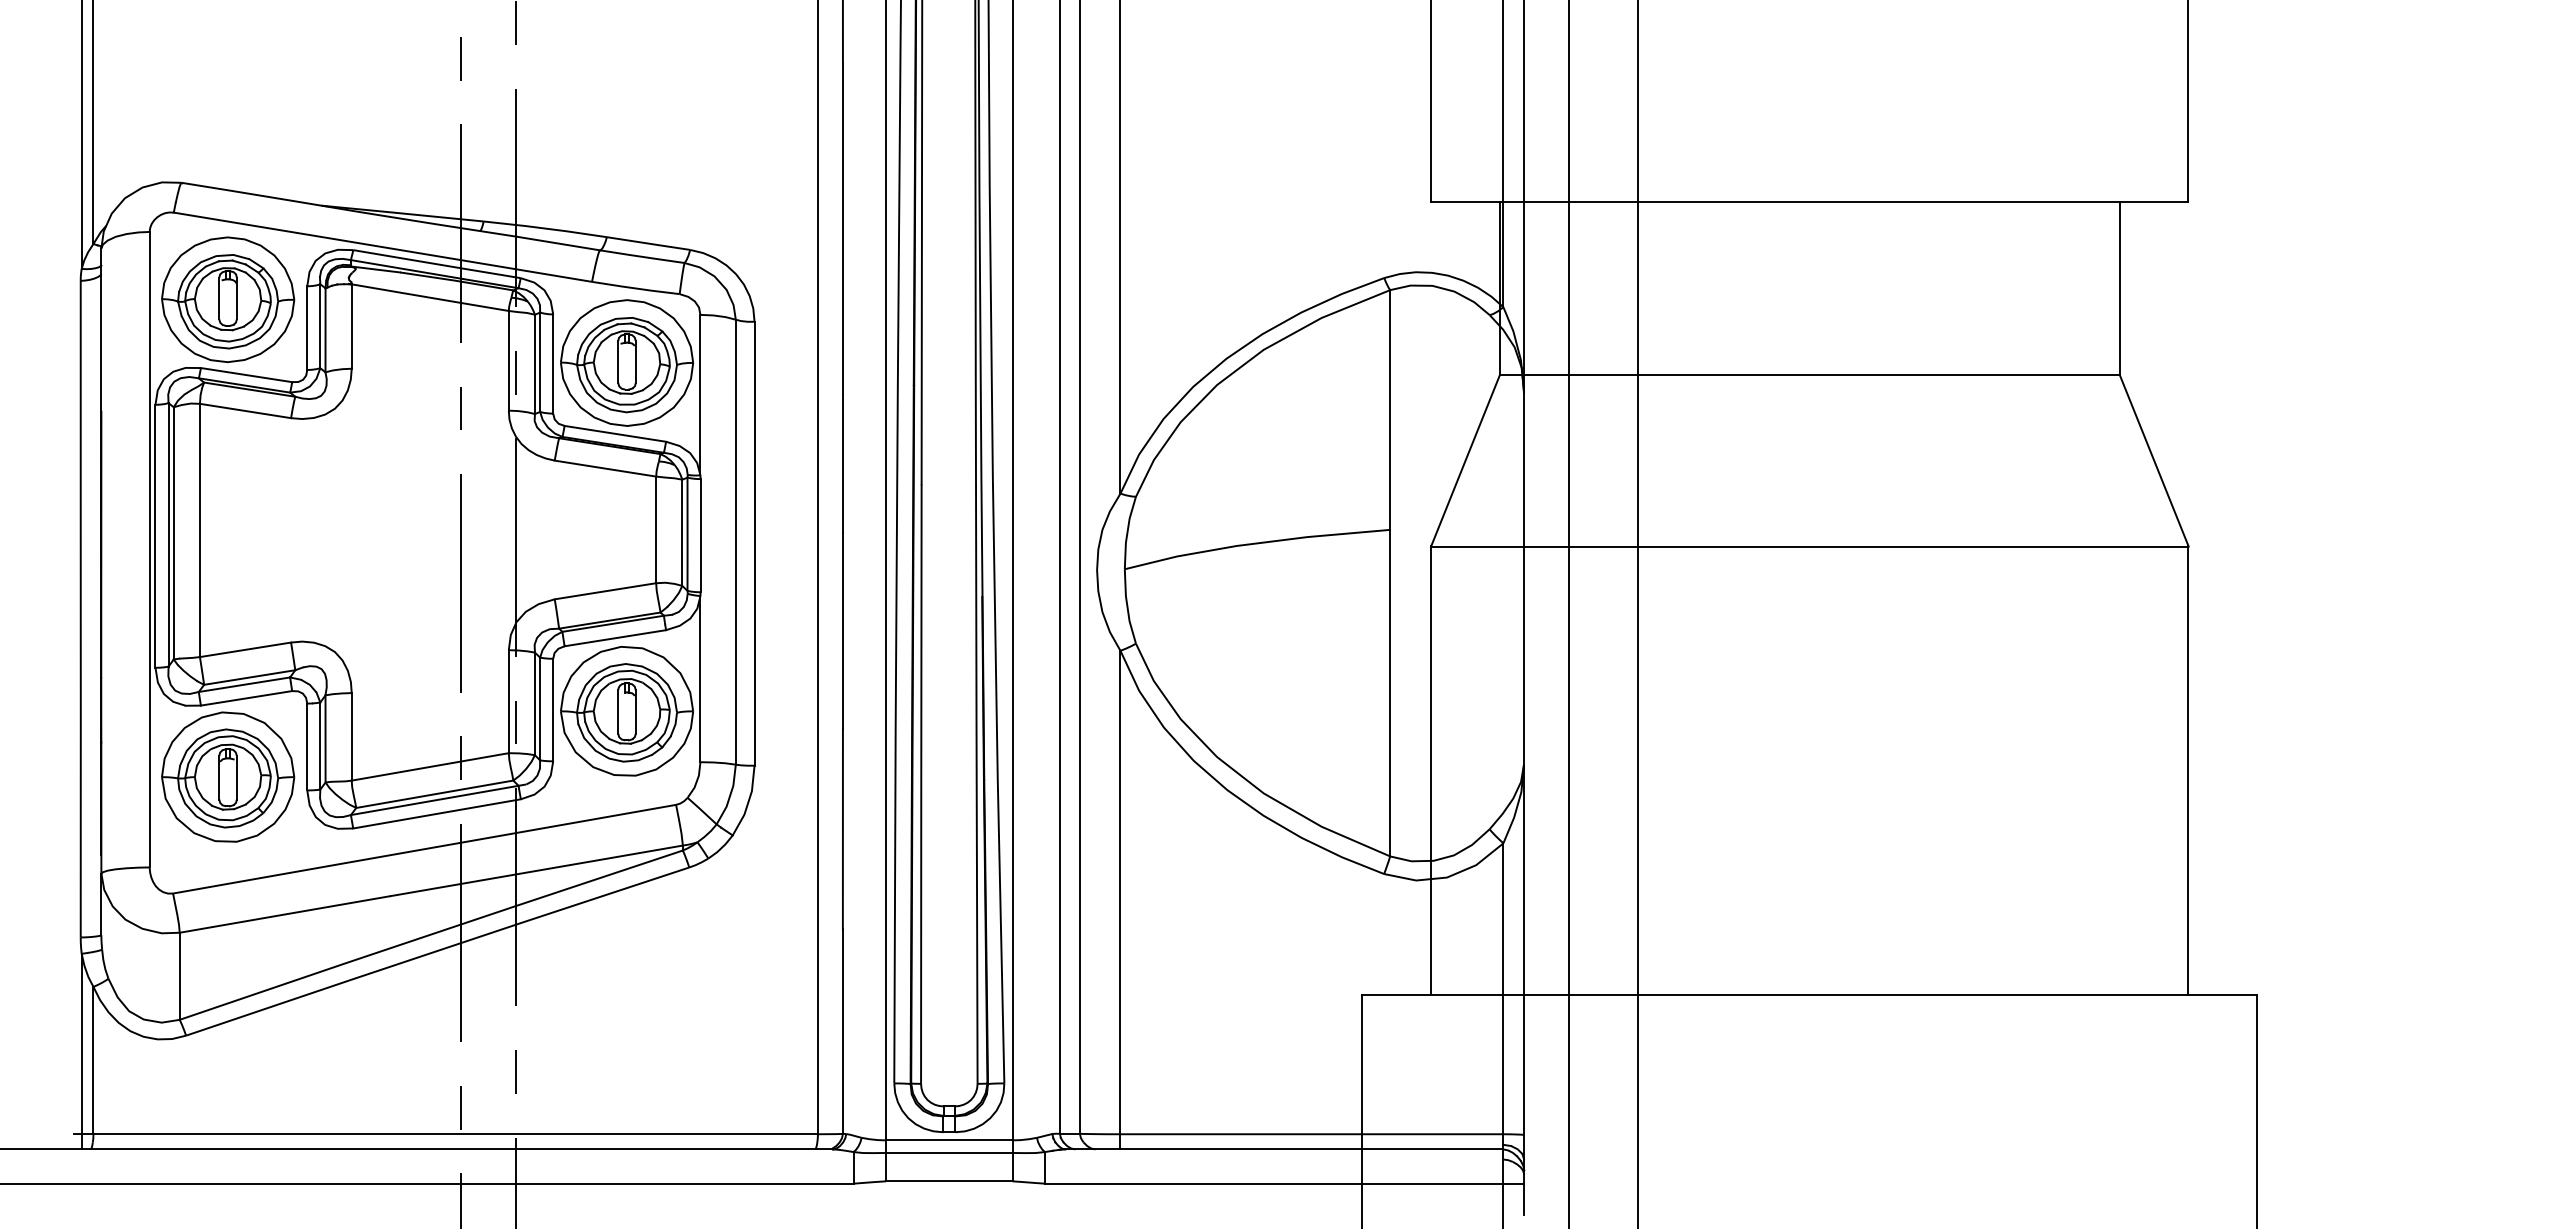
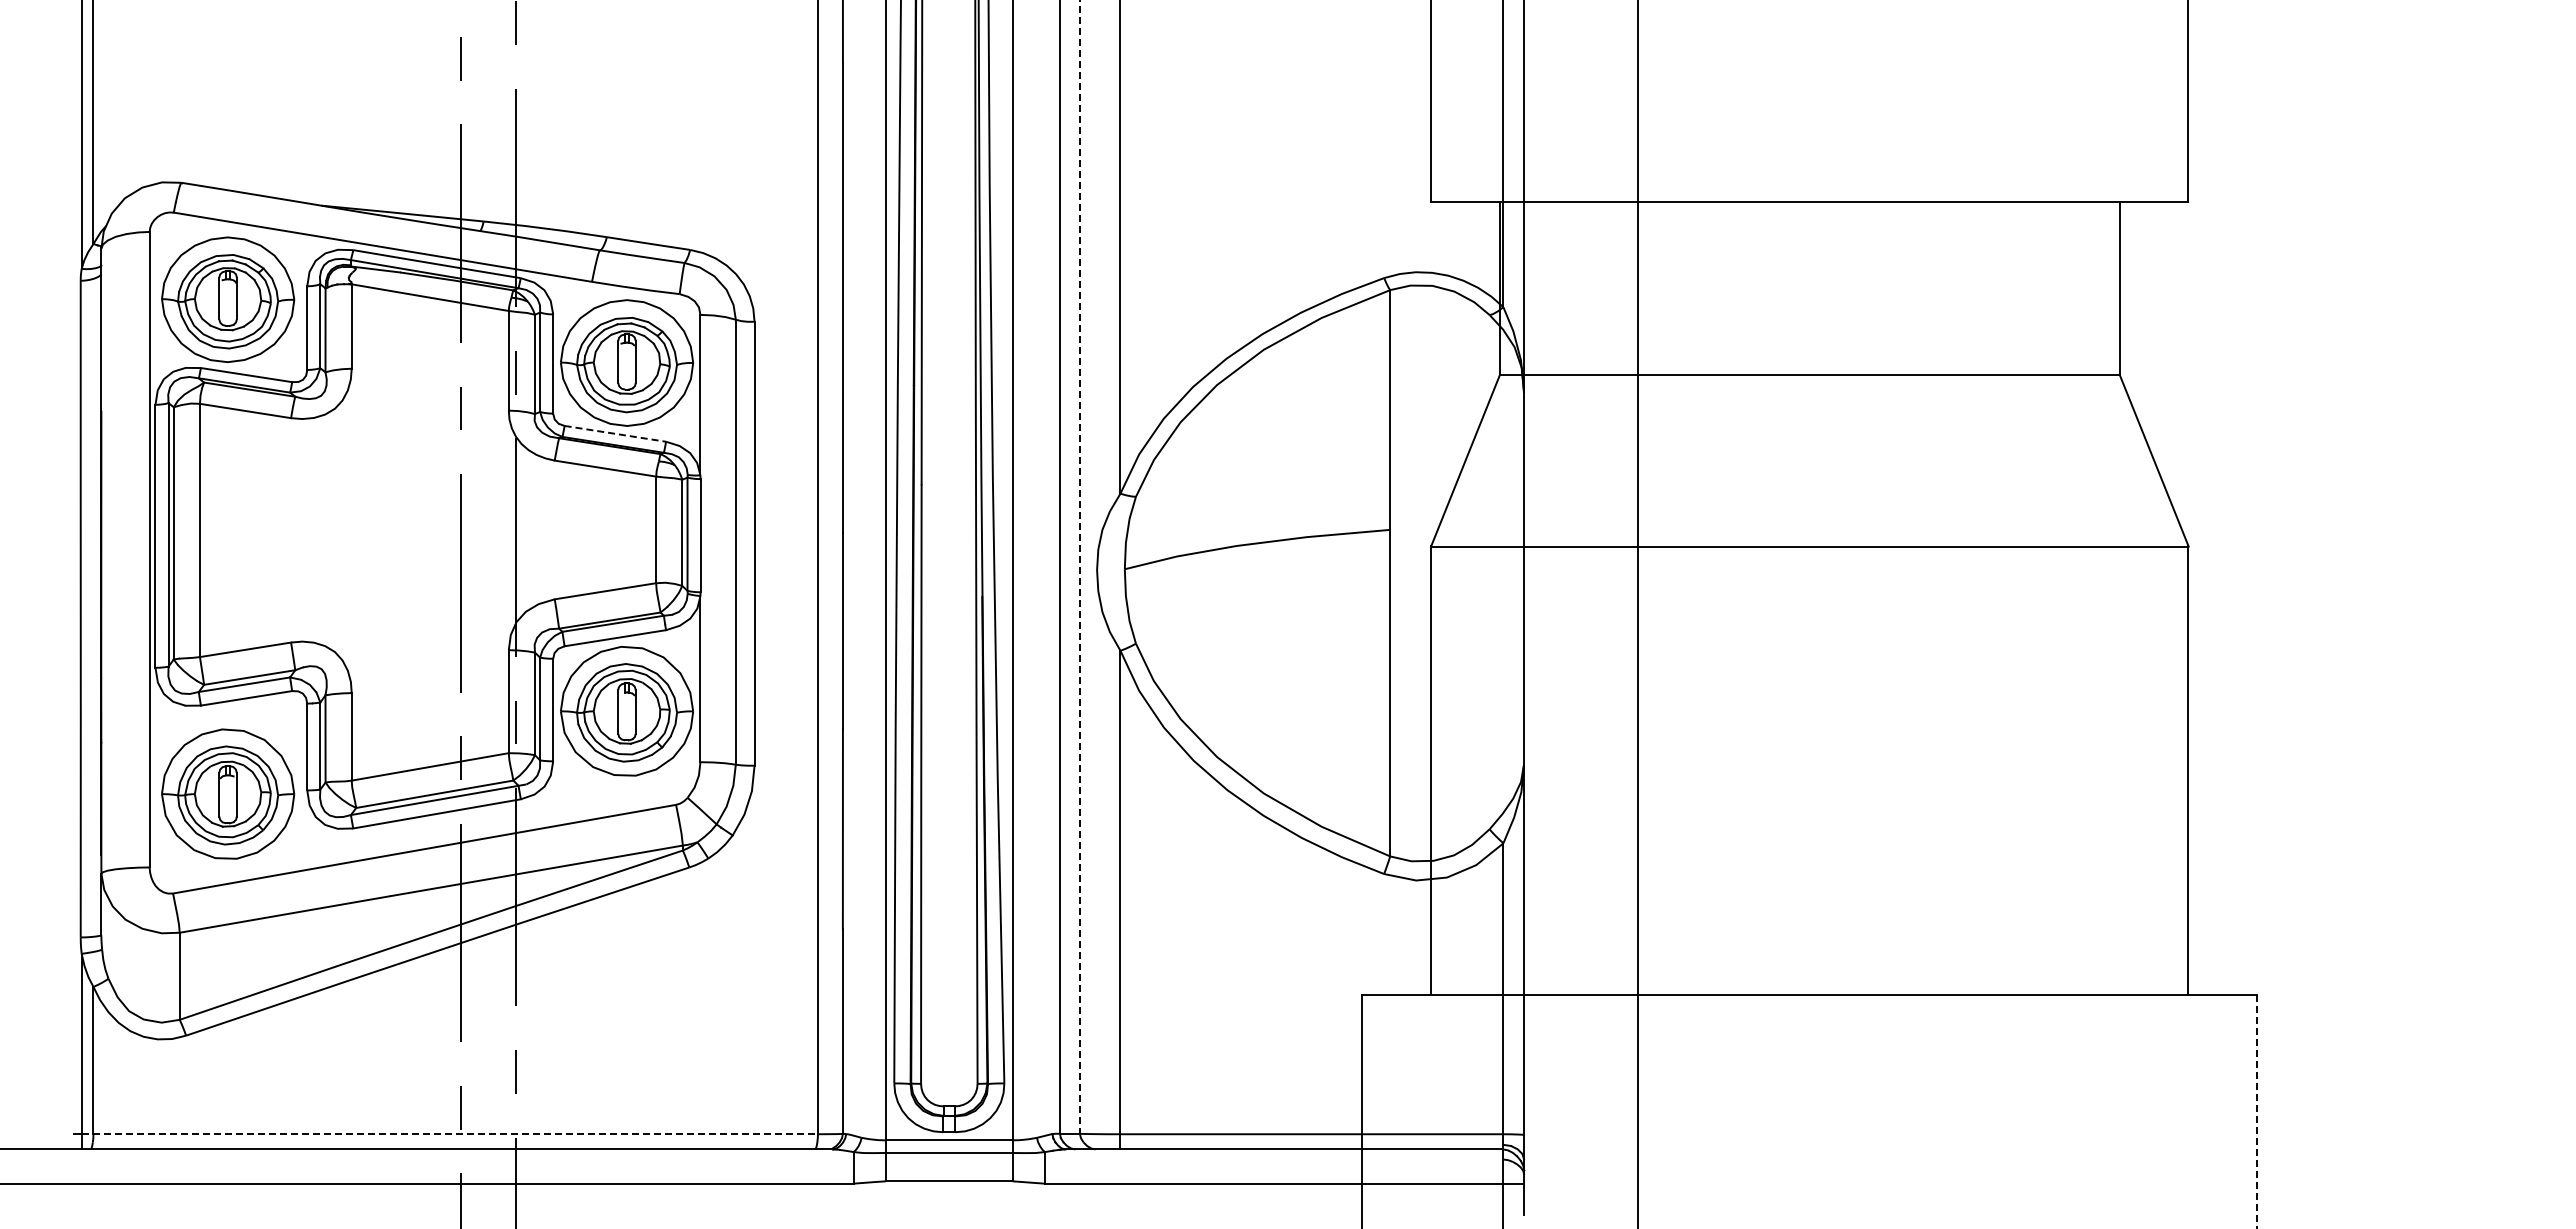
line: solid -> dashed (615, 433)
line: solid -> dashed (1079, 567)
line: present -> none (1568, 613)
part position: (228, 776) -> (228, 793) (228, 793)
line: solid -> dashed (2257, 1111)
line: solid -> dashed (450, 1134)
